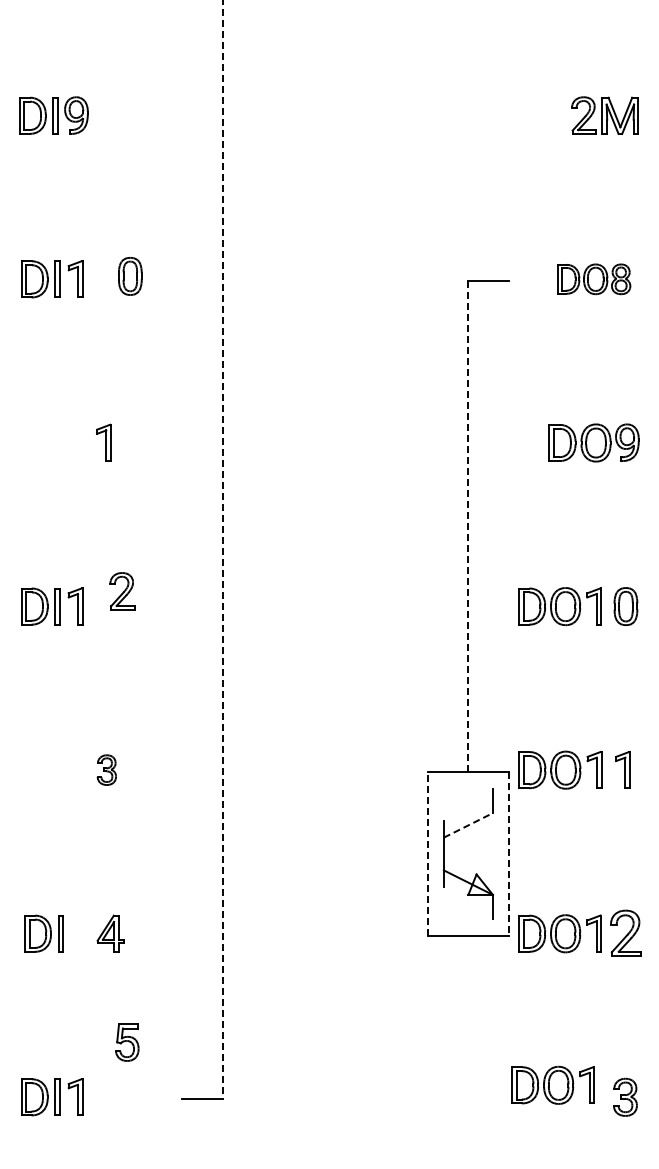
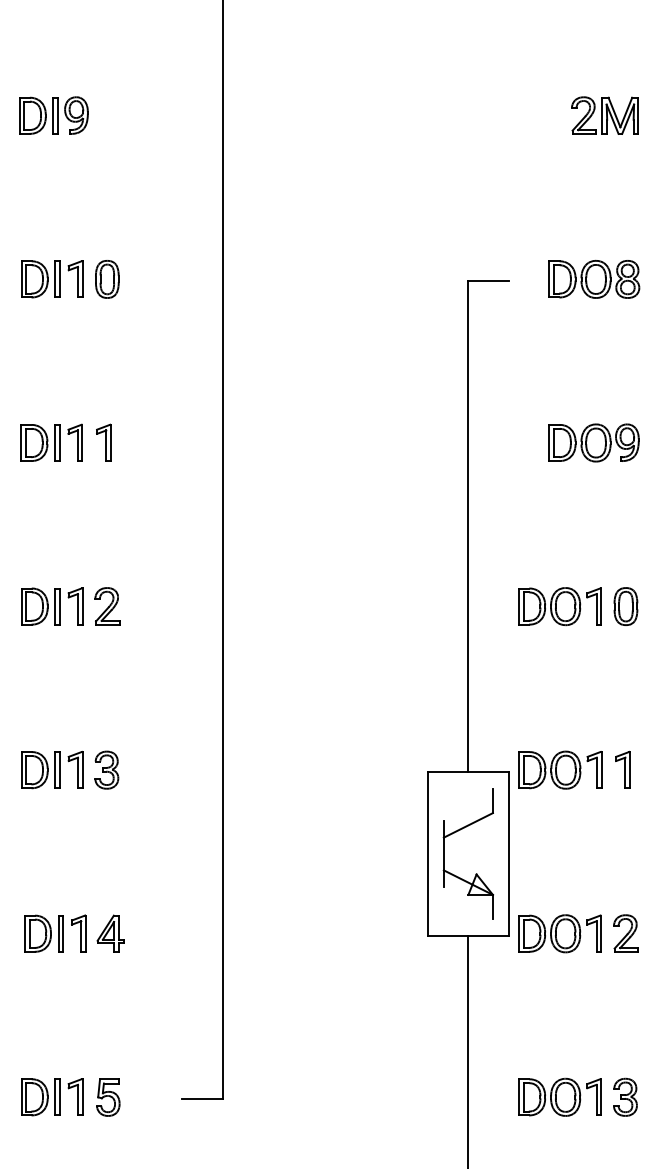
part position: (130, 276) -> (107, 279) (107, 279)
part size: 75x33 px -> 93x40 px (594, 278)
part: none -> present (51, 442)
line: dashed -> solid (468, 527)
line: dashed -> solid (223, 549)
part position: (122, 591) -> (107, 606) (107, 606)
part size: 21x32 px -> 26x40 px (106, 769)
part: none -> present (52, 770)
line: dashed -> solid (468, 825)
line: dashed -> solid (427, 854)
line: dashed -> solid (509, 854)
part size: 32x48 px -> 26x39 px (625, 933)
part: none -> present (78, 933)
part position: (127, 1042) -> (108, 1097) (108, 1097)
line: none -> present (468, 1050)
part position: (552, 1084) -> (559, 1096) (559, 1096)
